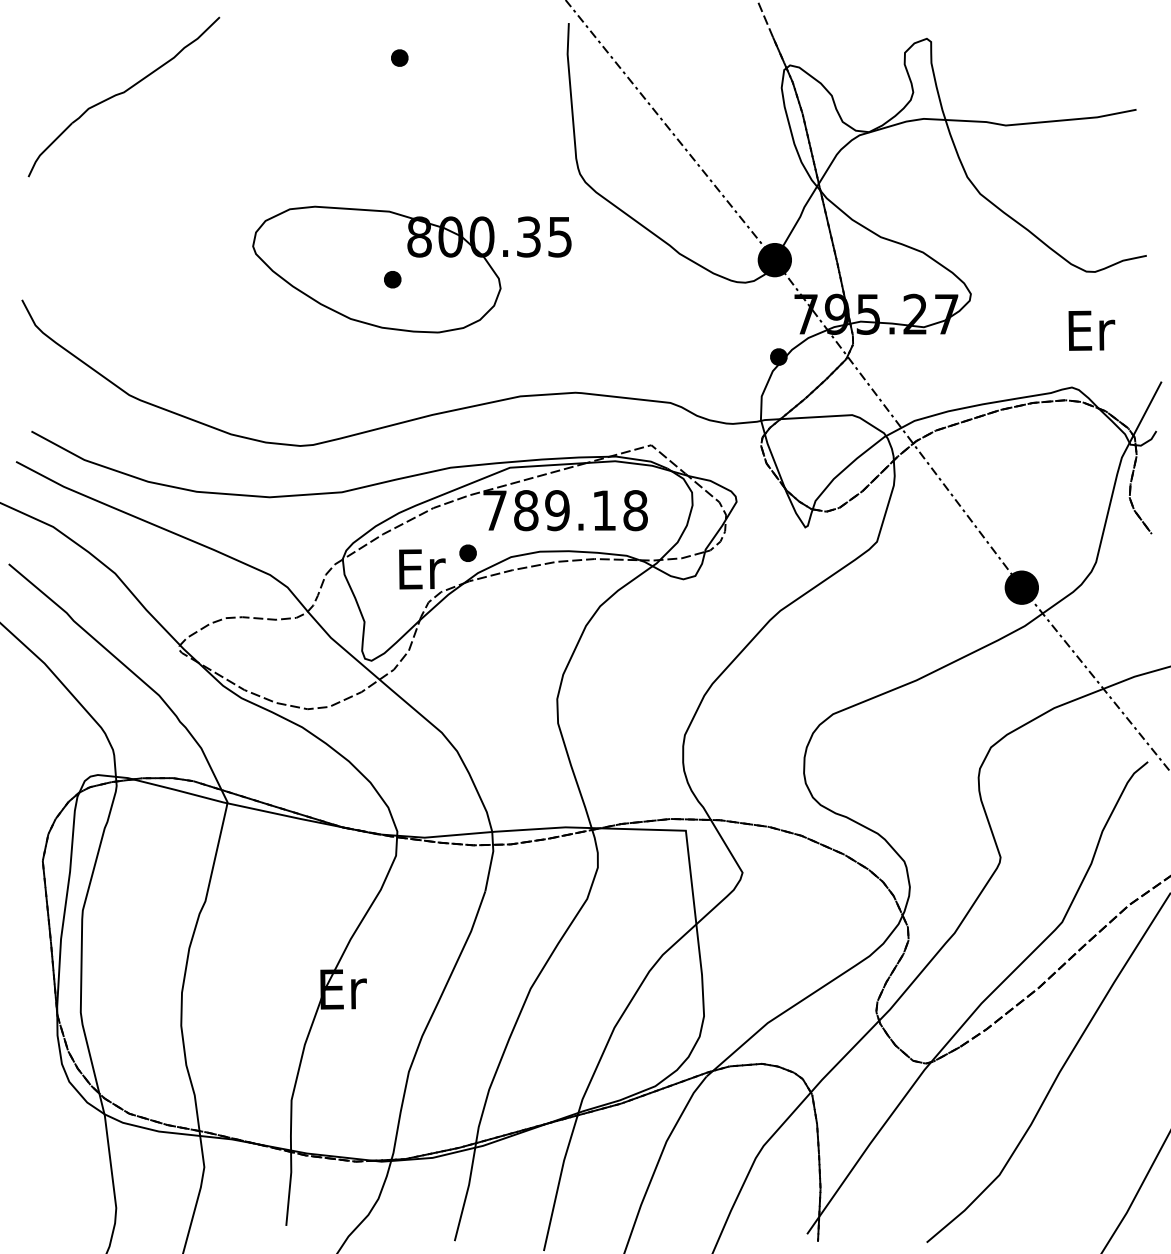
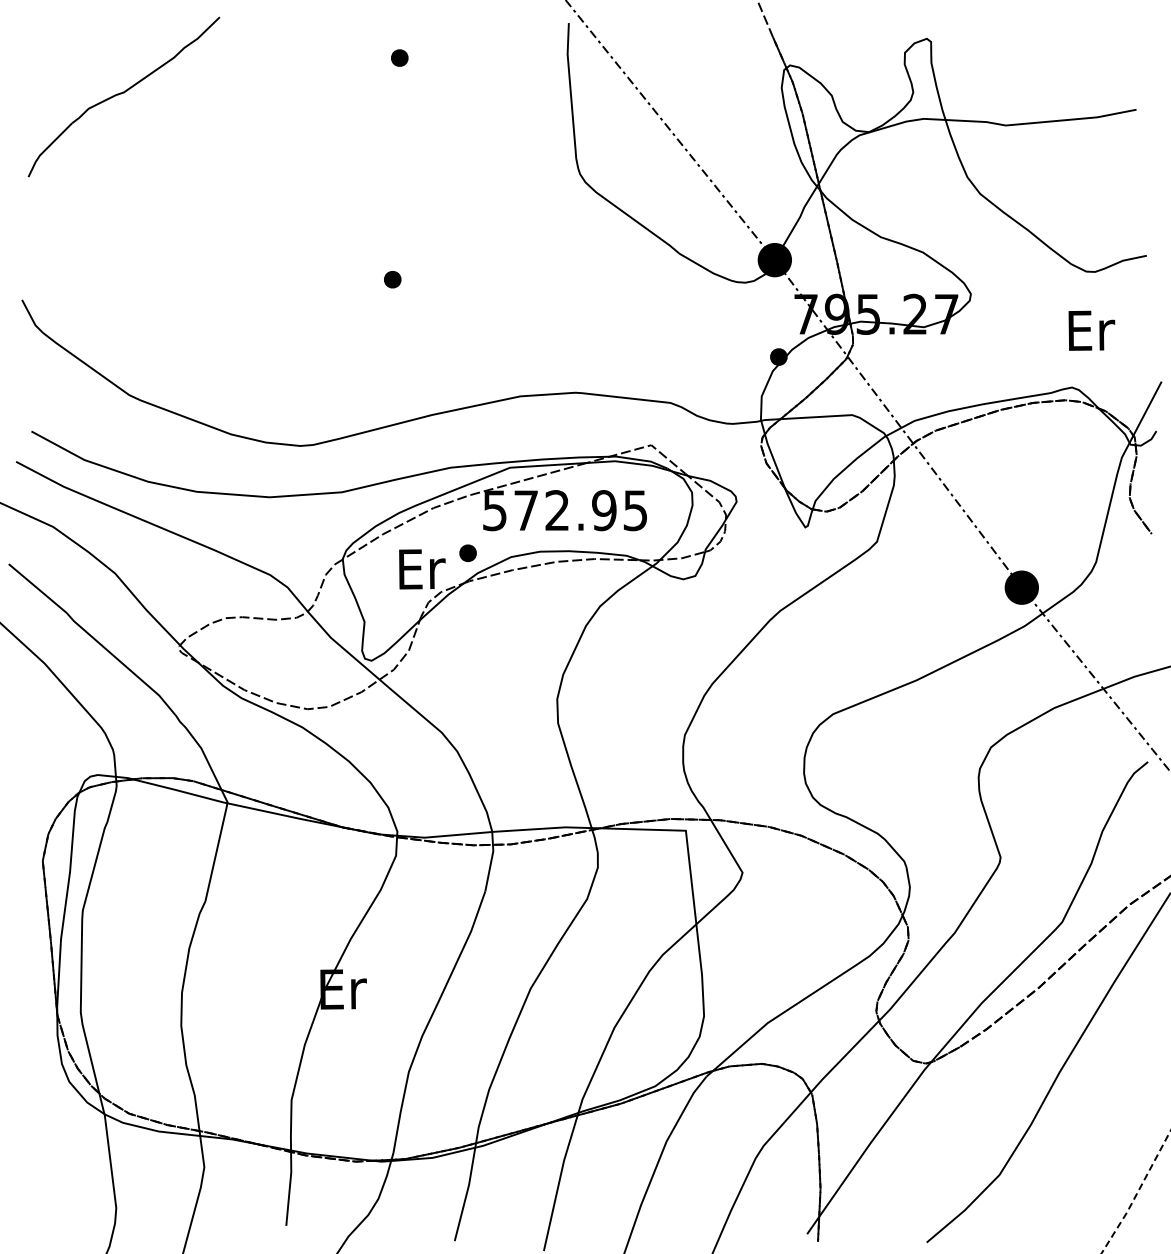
part: present -> none (411, 269)
text: 789.18 -> 572.95 (565, 510)
line: solid -> dashed (1137, 1193)
